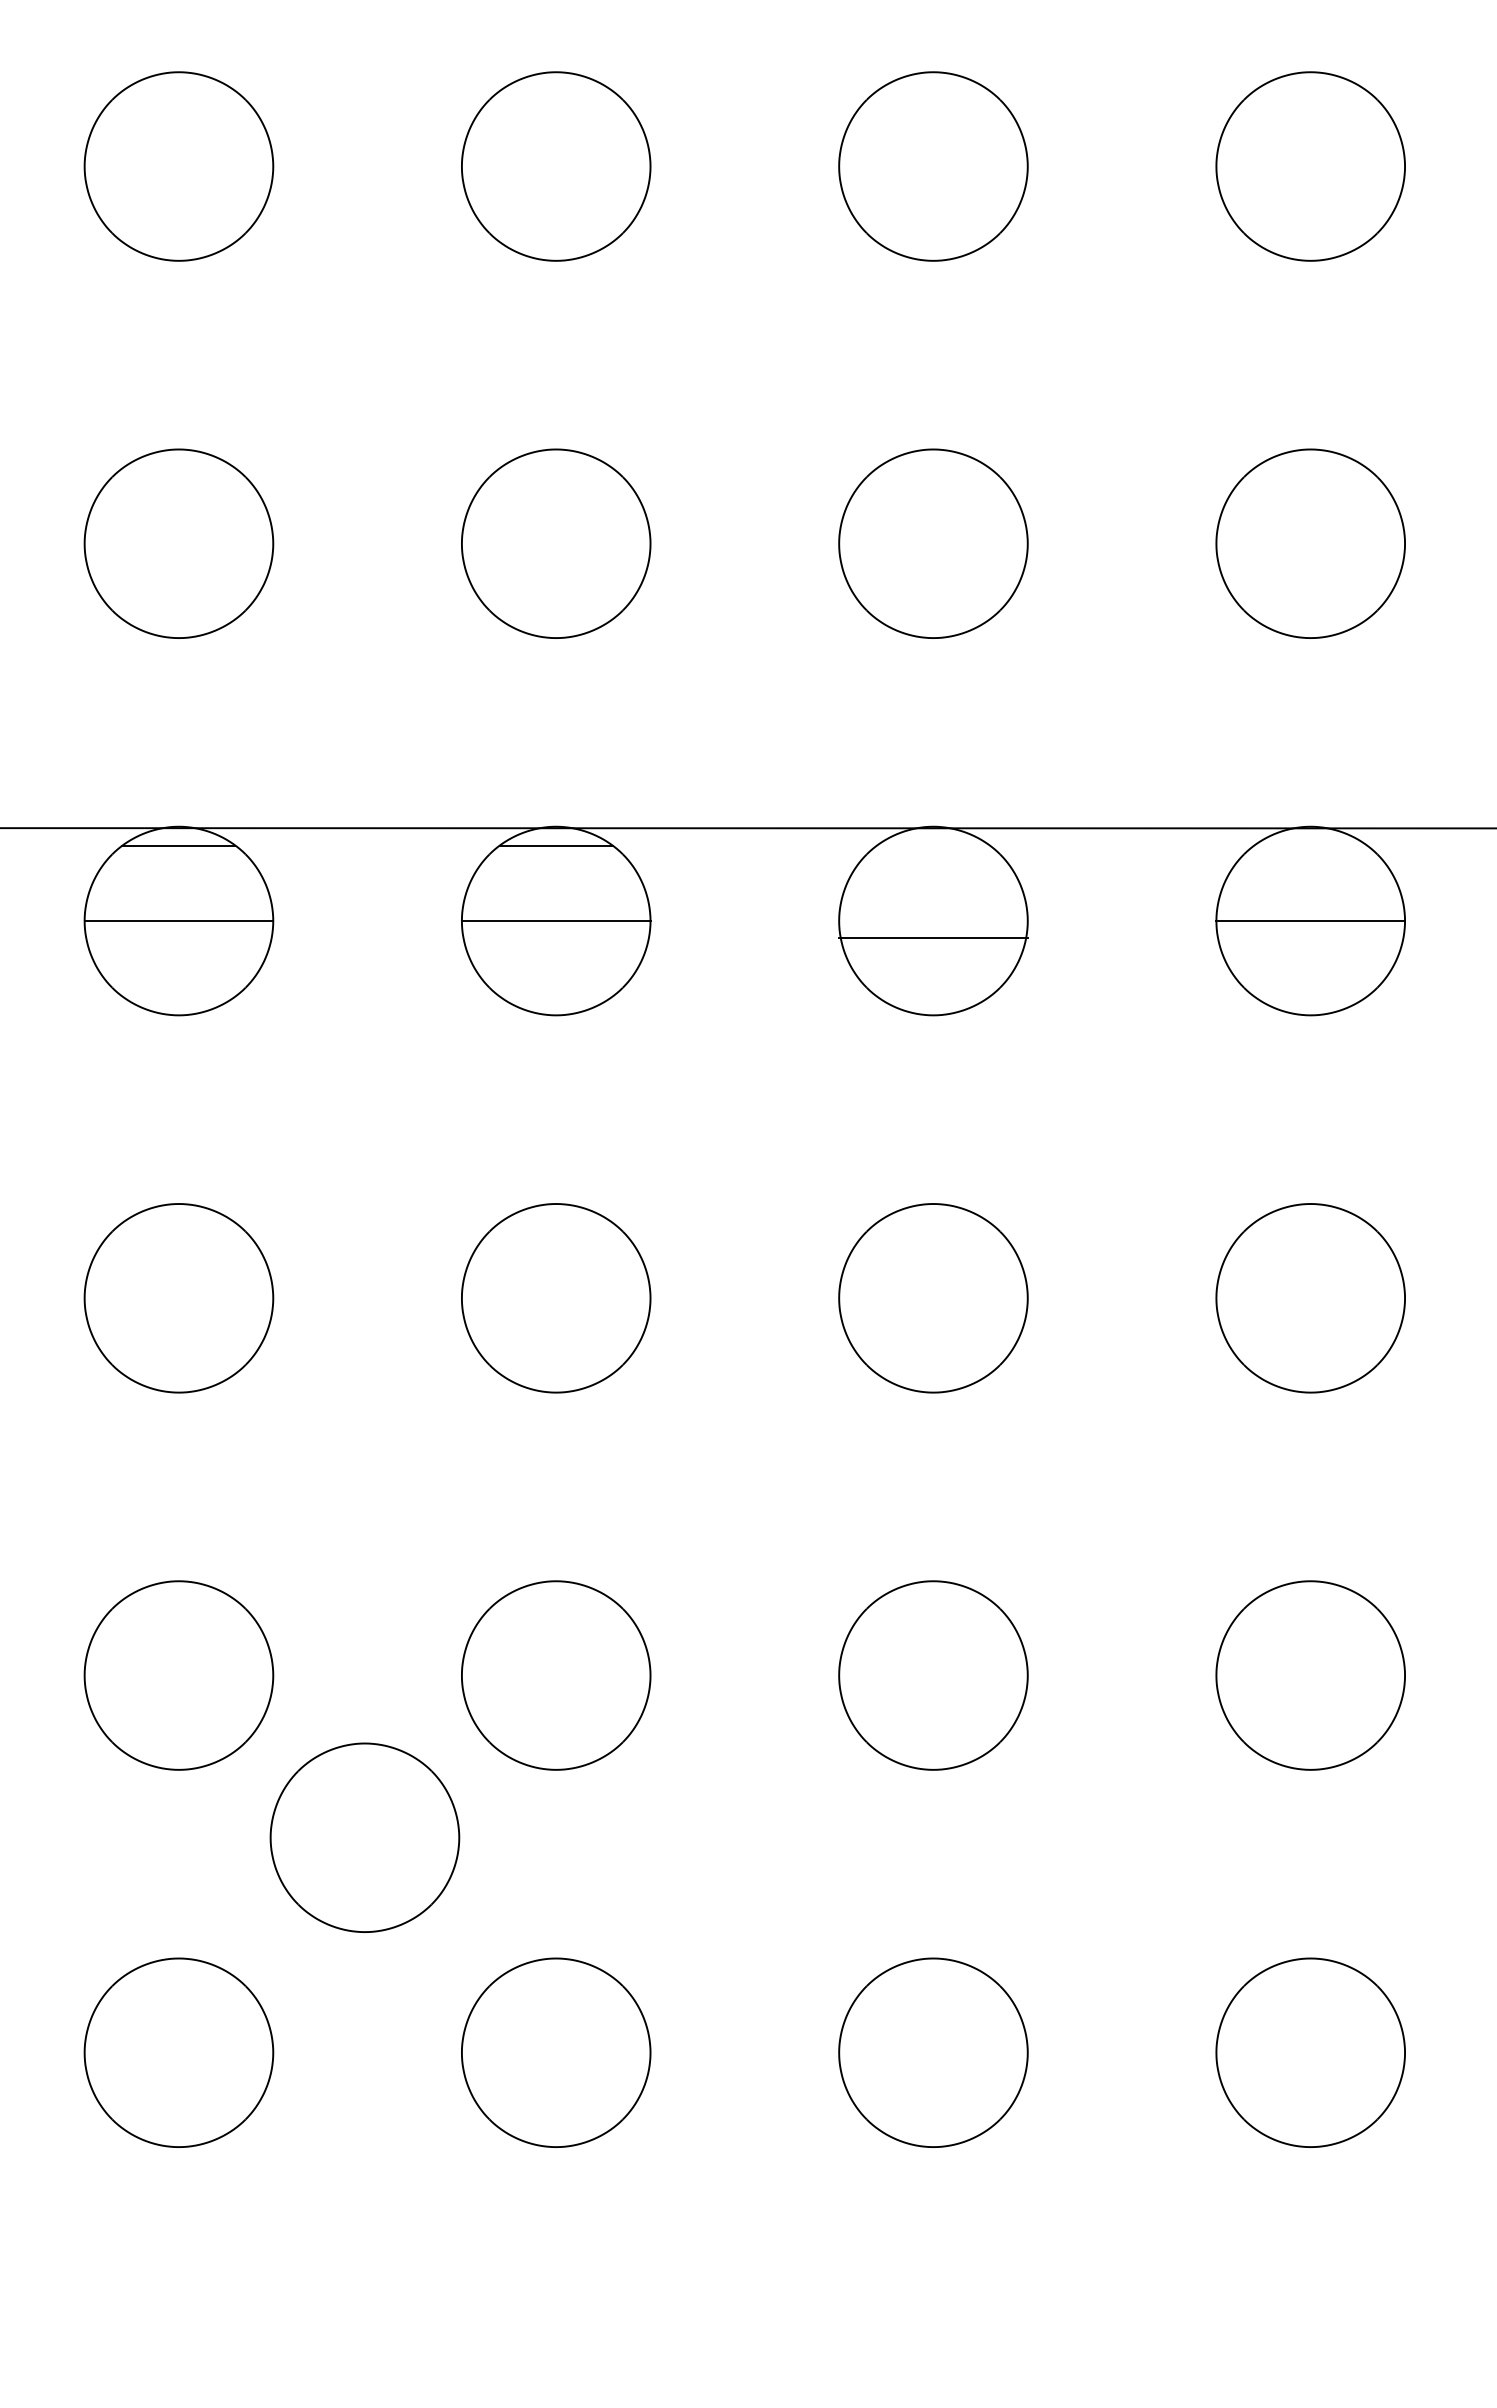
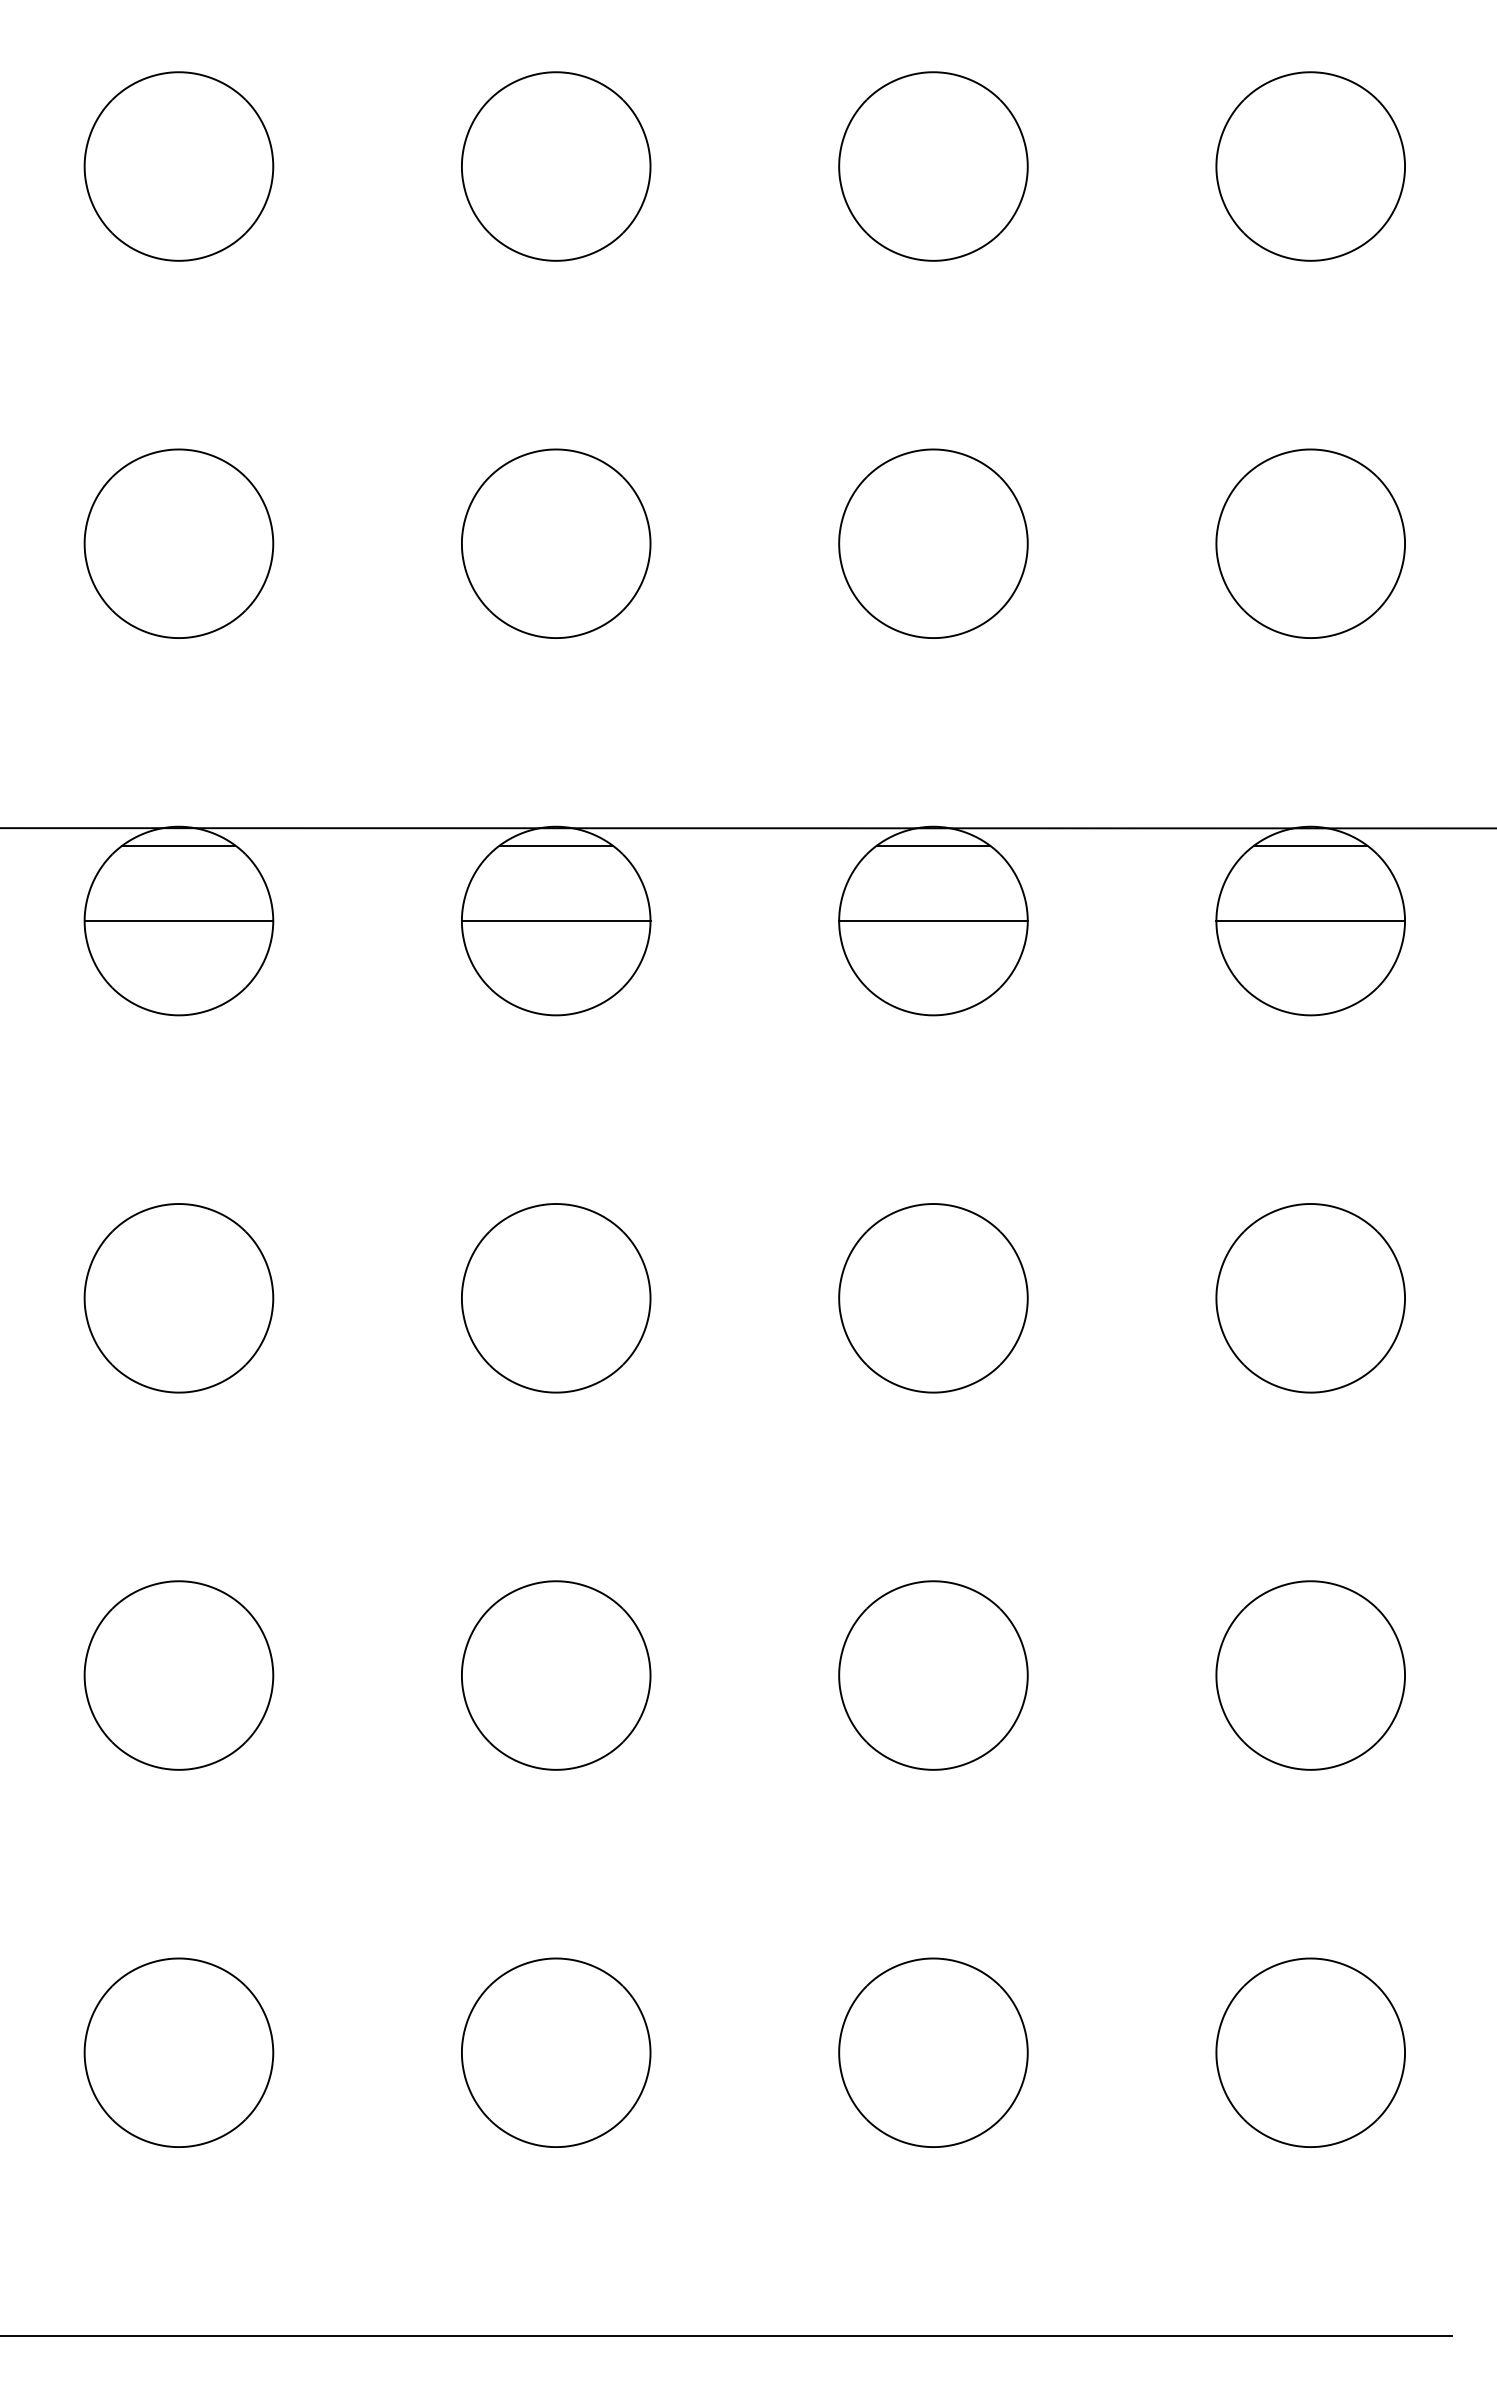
line: none -> present (932, 845)
line: none -> present (1310, 845)
line position: (933, 938) -> (933, 921) (933, 921)
part: present -> none (364, 1837)
line: none -> present (727, 2335)
